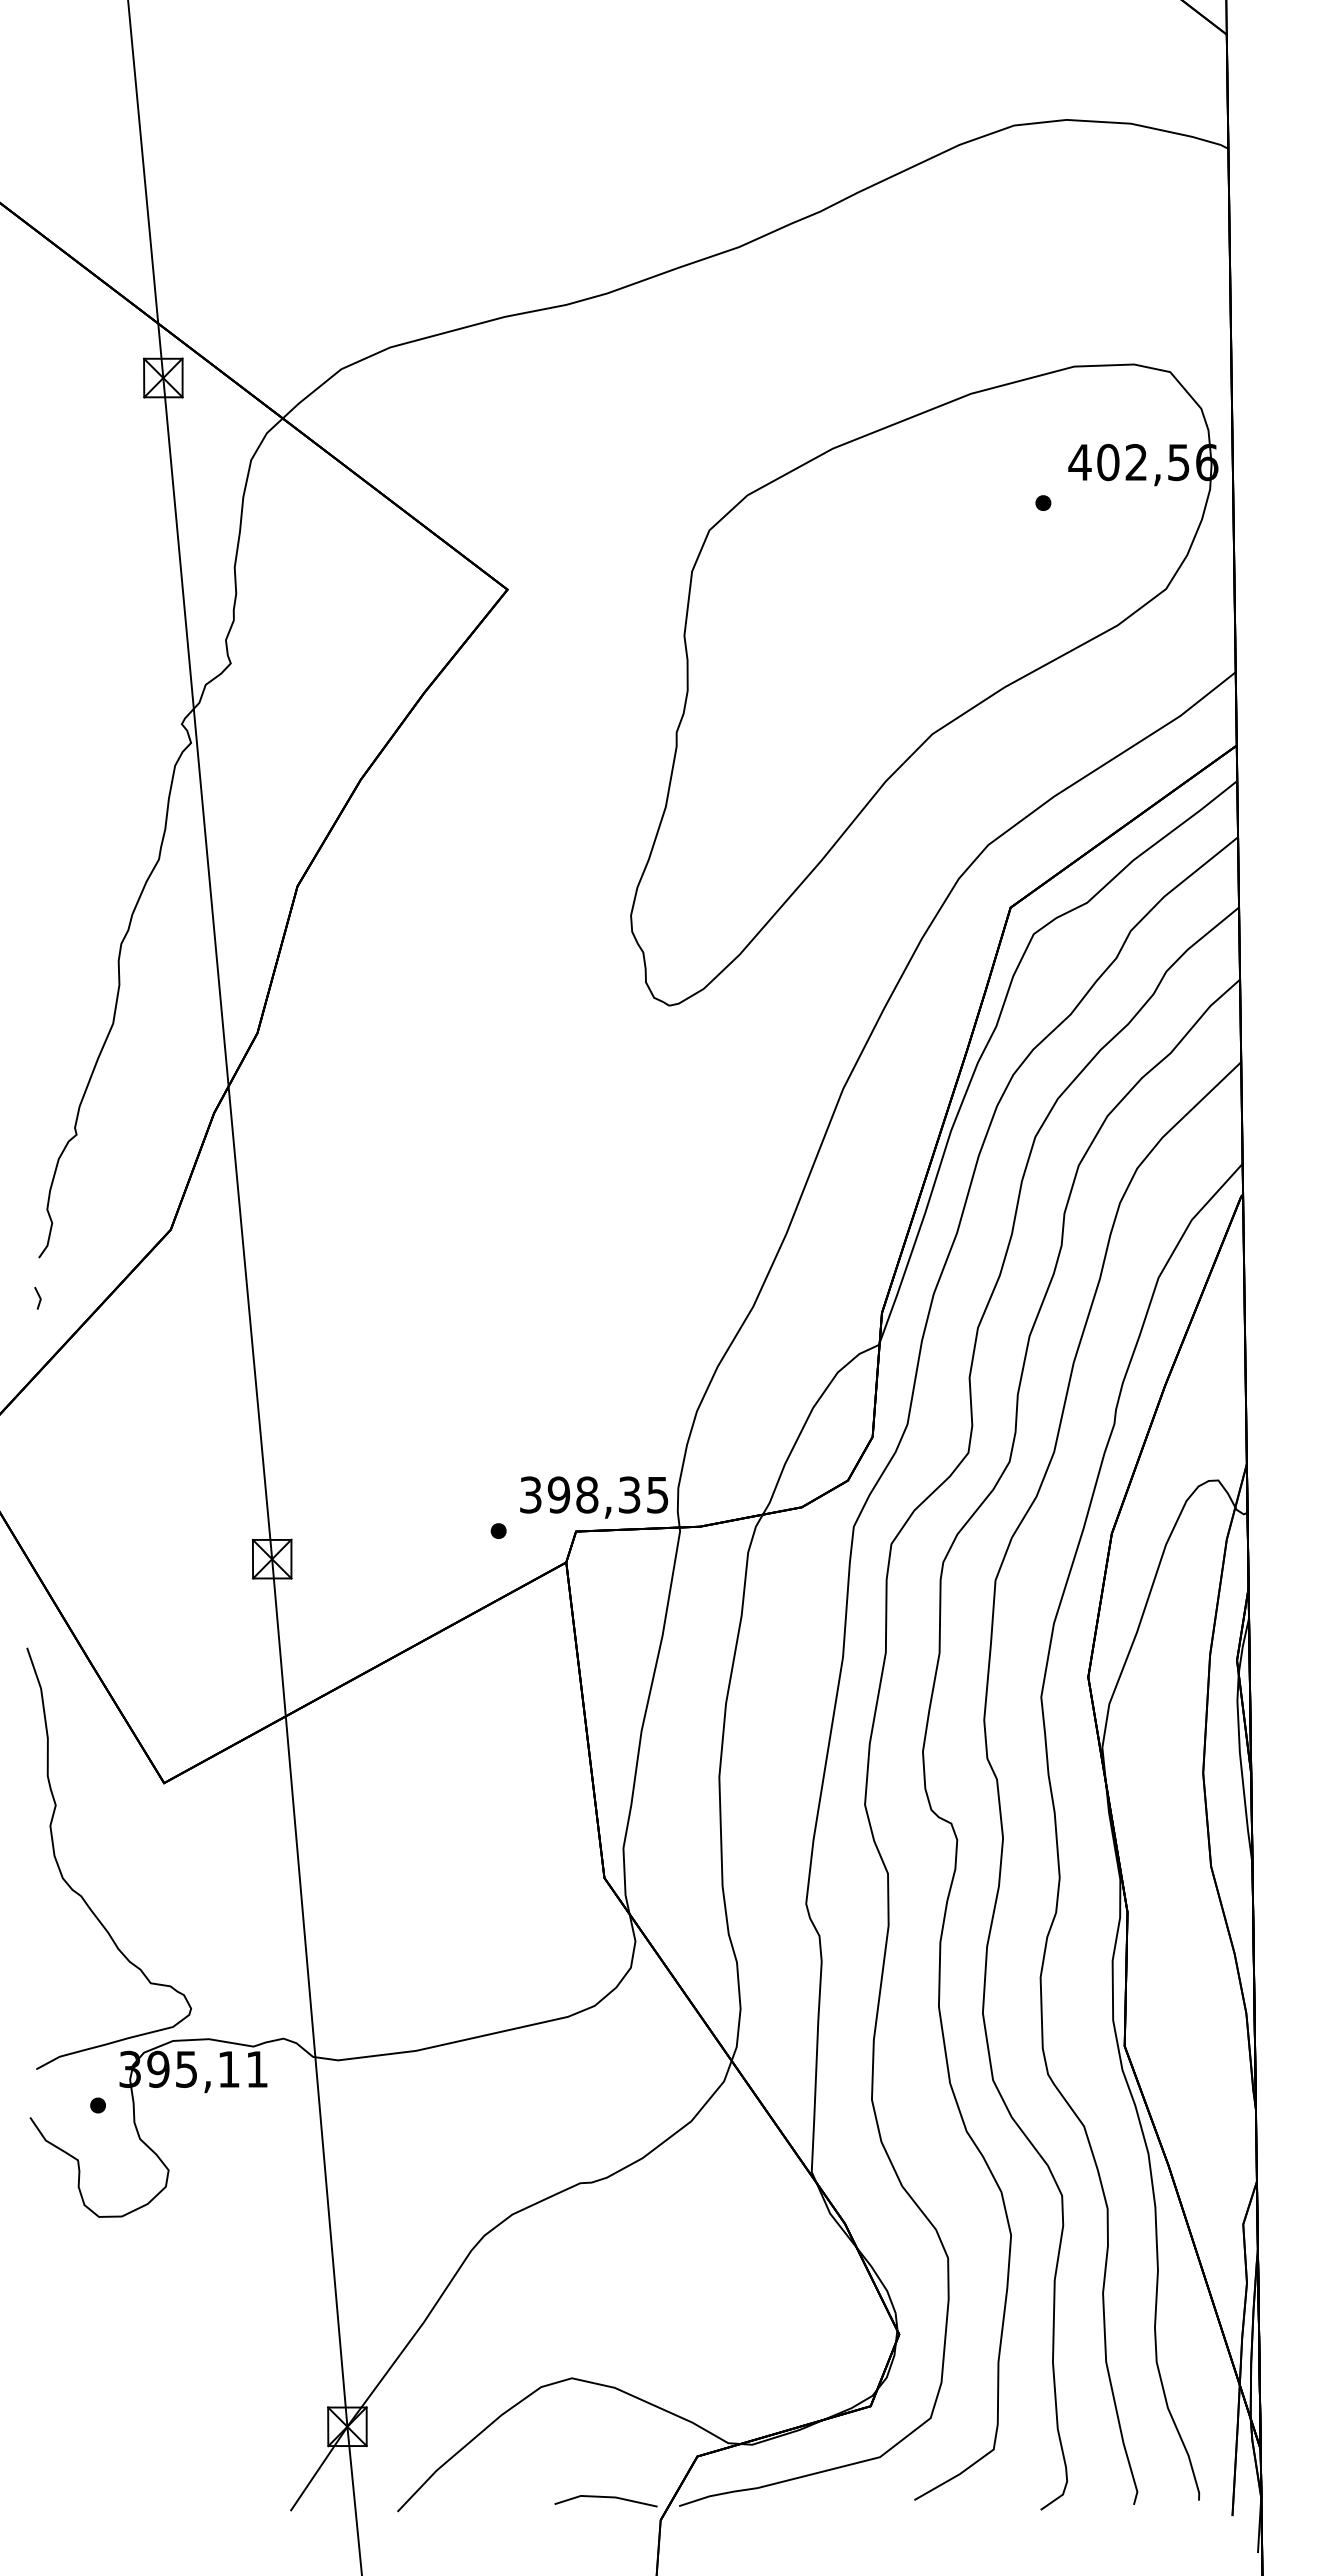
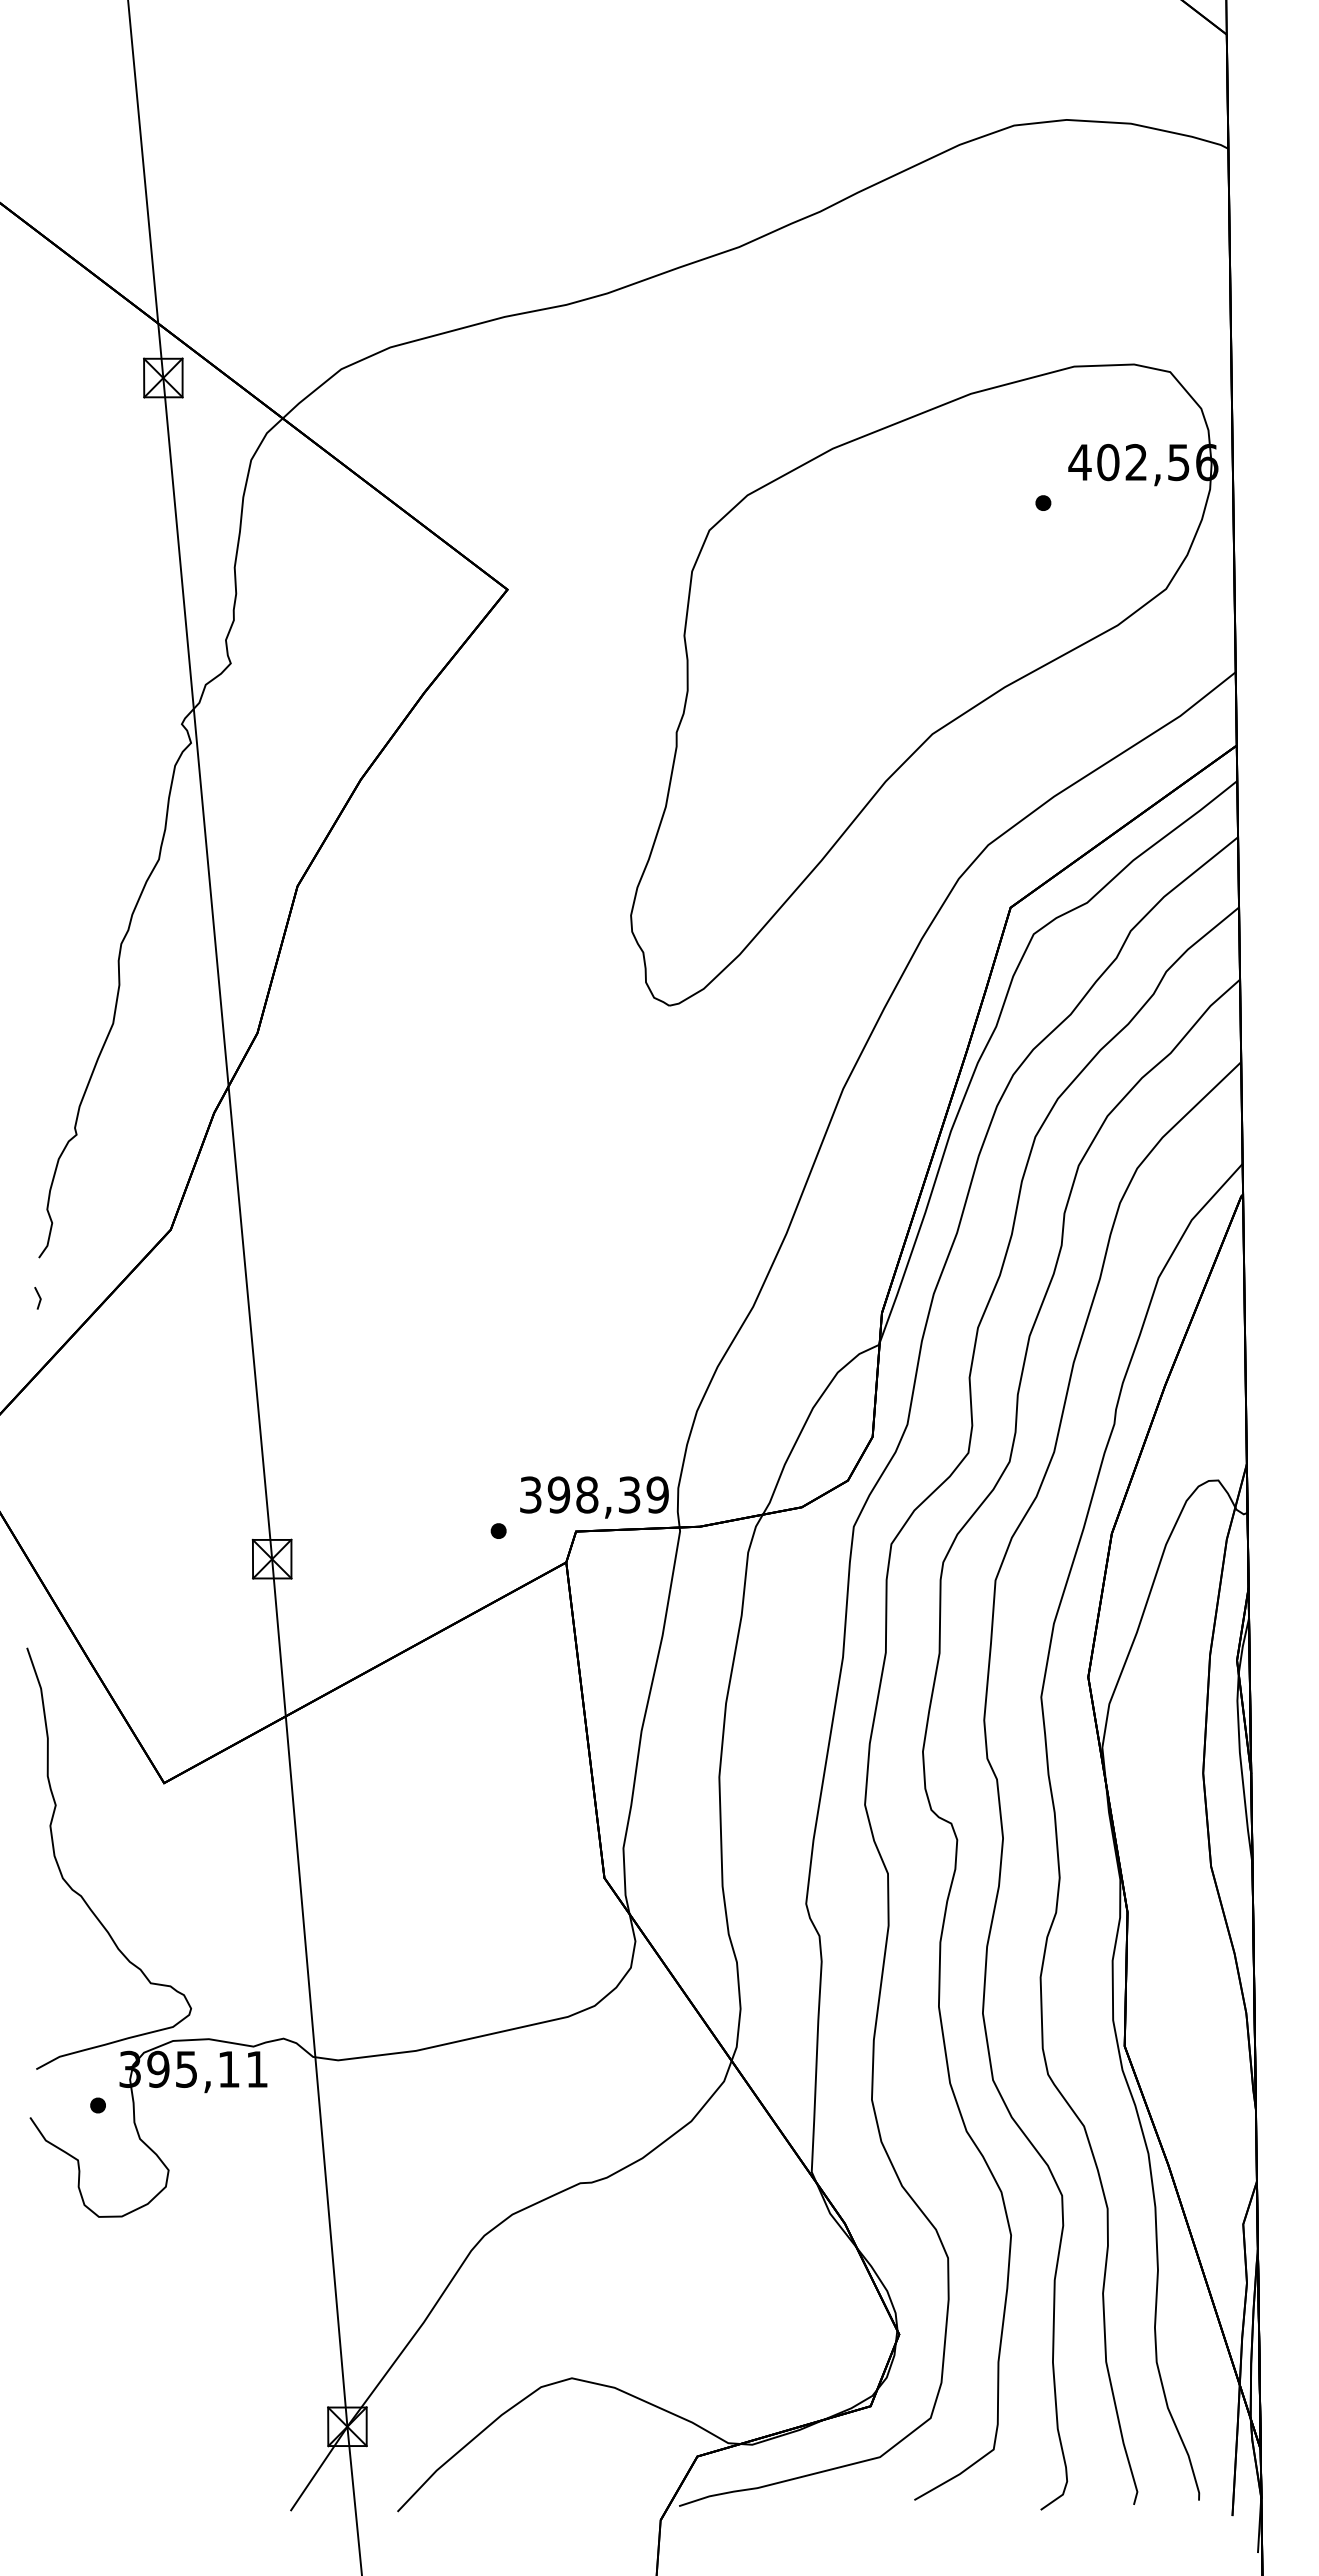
text: 398,35 -> 398,39 (657, 1494)
line: present -> none (605, 2497)
